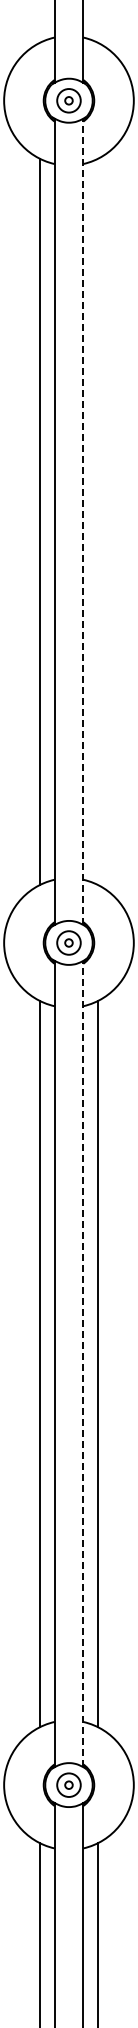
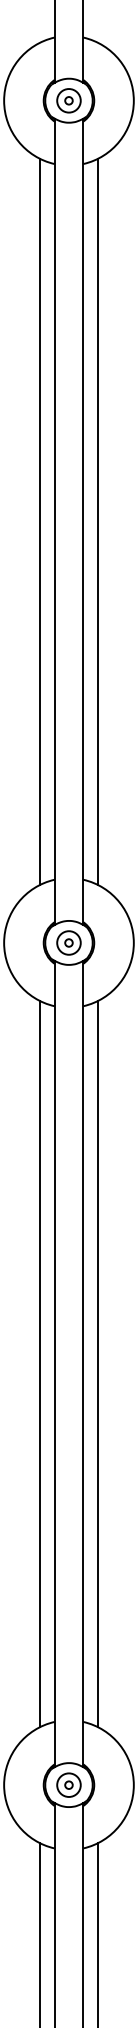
line: dashed -> solid (83, 521)
line: none -> present (98, 521)
line: dashed -> solid (83, 1363)
